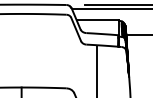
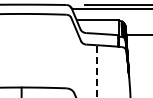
line: solid -> dashed (96, 71)
